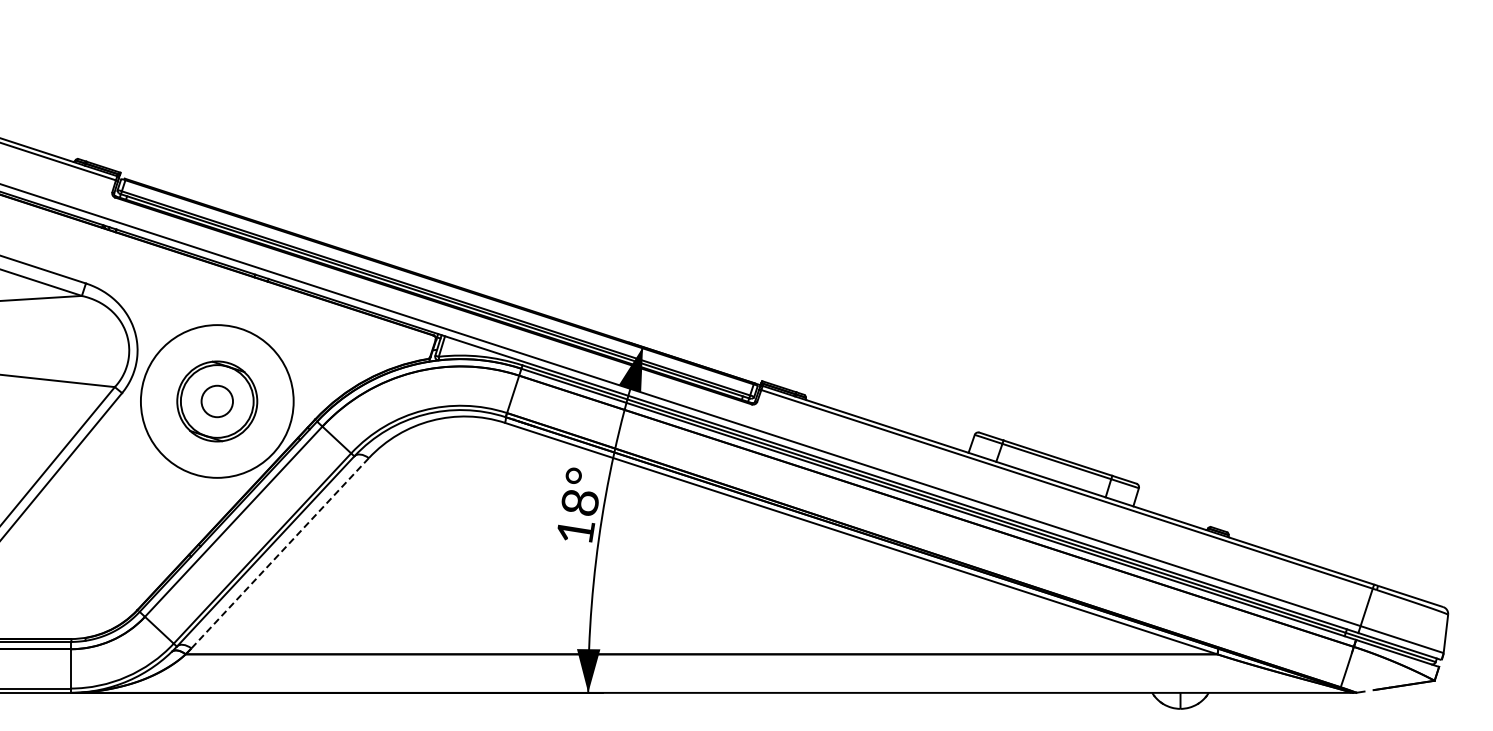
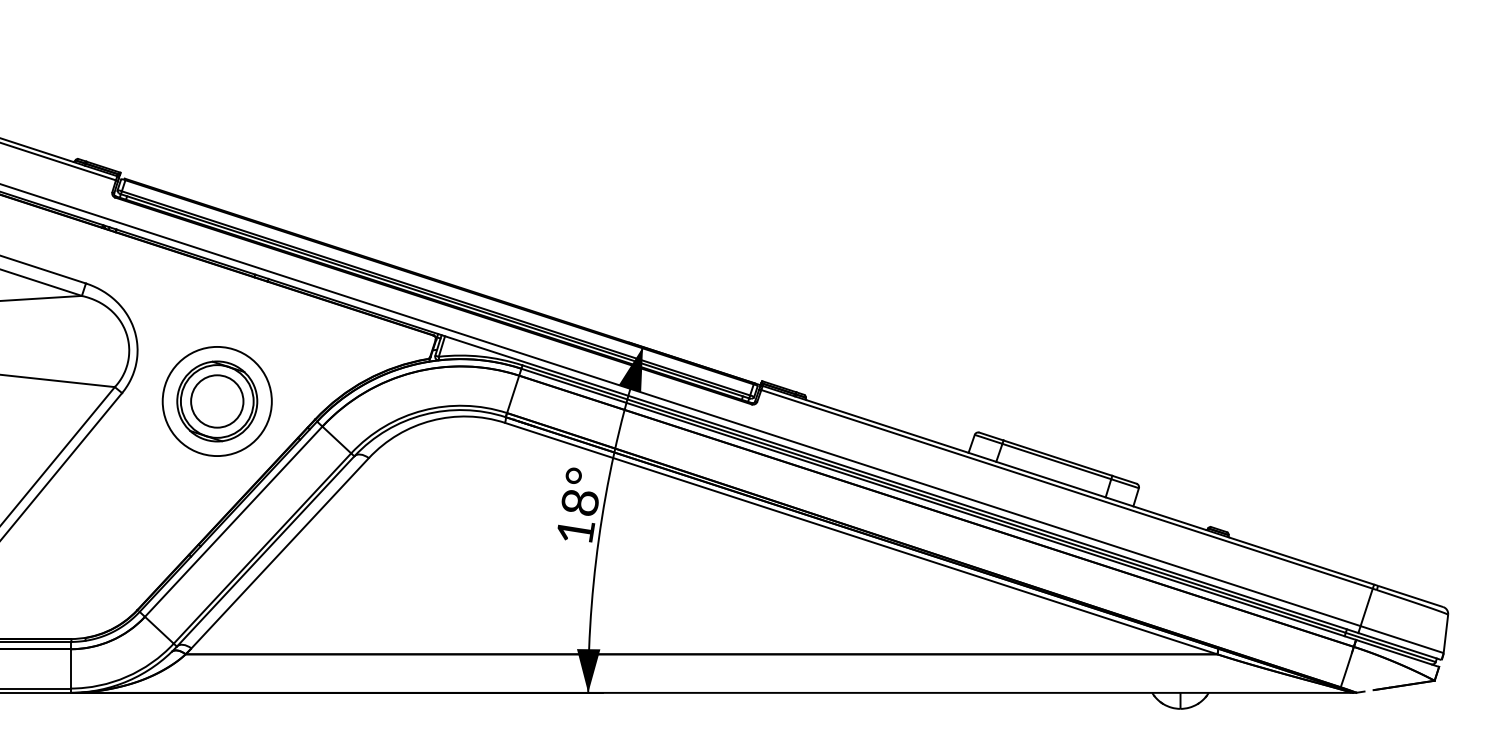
circle diameter: 153 px -> 109 px (216, 401)
circle diameter: 31 px -> 52 px (217, 401)
line: dashed -> solid (279, 553)
